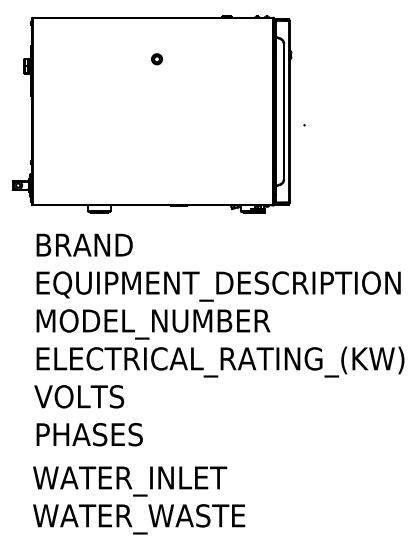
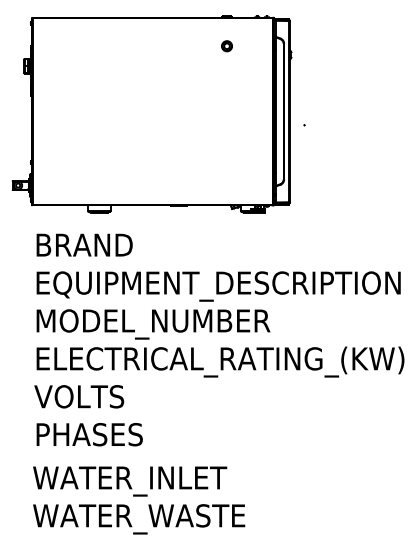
part position: (156, 59) -> (226, 46) (226, 46)
